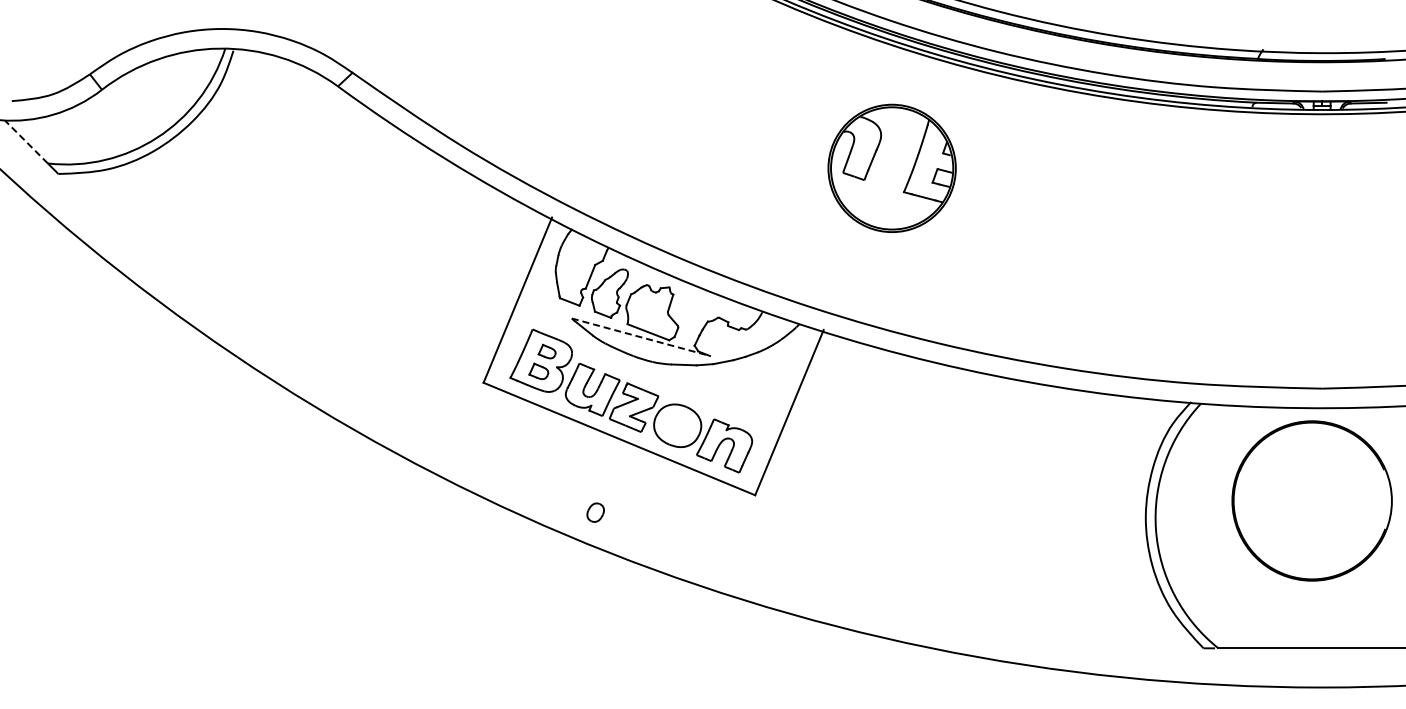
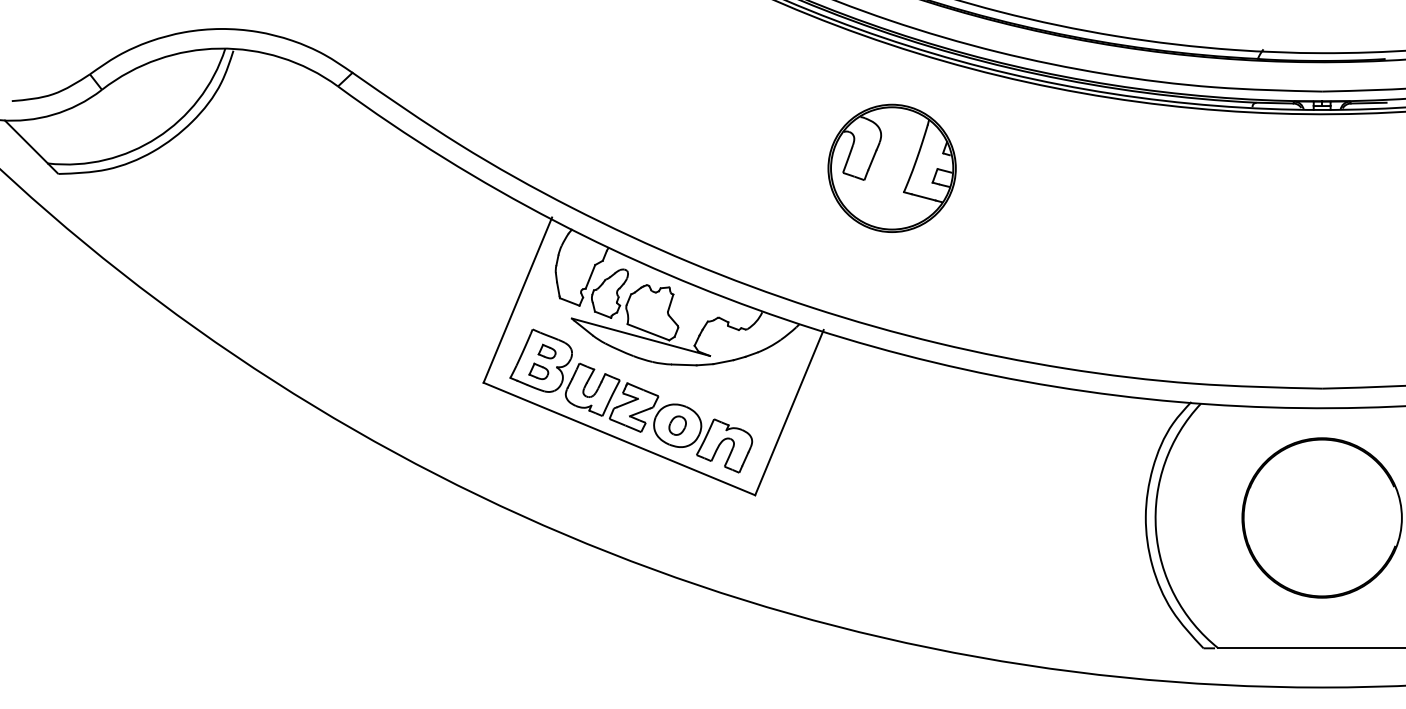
line: dashed -> solid (26, 141)
line: dashed -> solid (640, 337)
circle position: (1311, 500) -> (1321, 517) (1321, 517)
part position: (595, 512) -> (677, 425) (677, 425)
